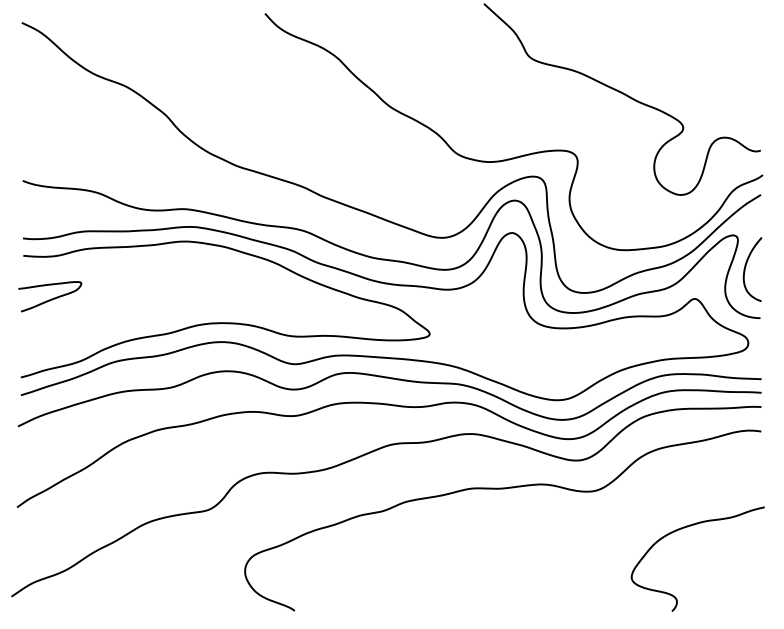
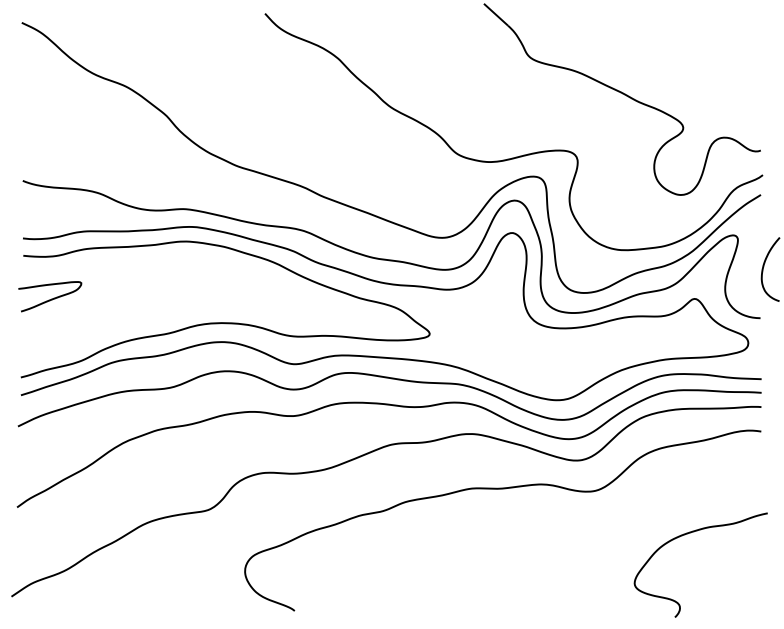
curve position: (746, 266) -> (764, 266) (764, 266)
curve position: (691, 526) -> (694, 532) (694, 532)
